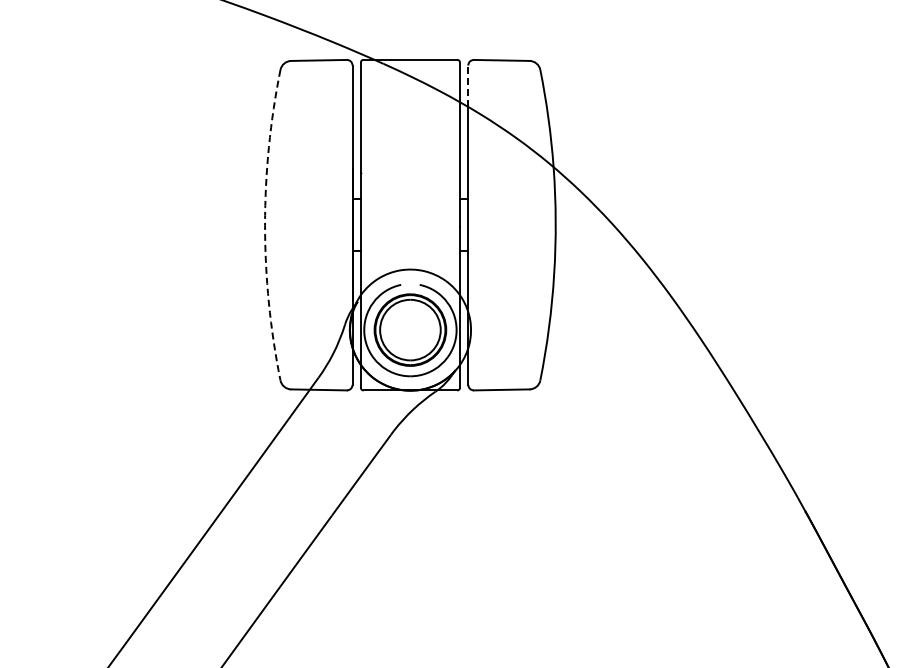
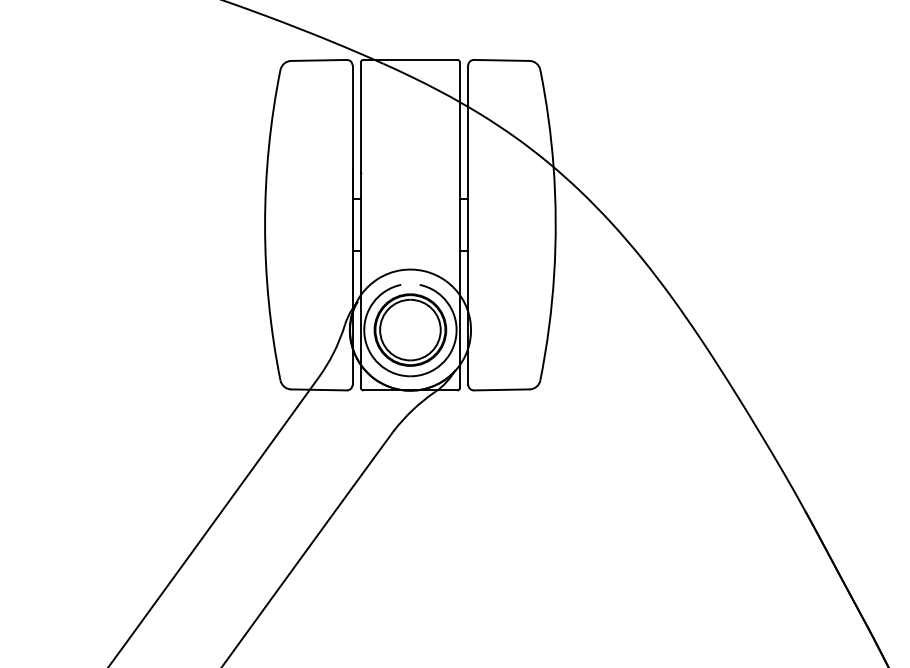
line: dashed -> solid (468, 86)
arc: dashed -> solid (265, 225)
